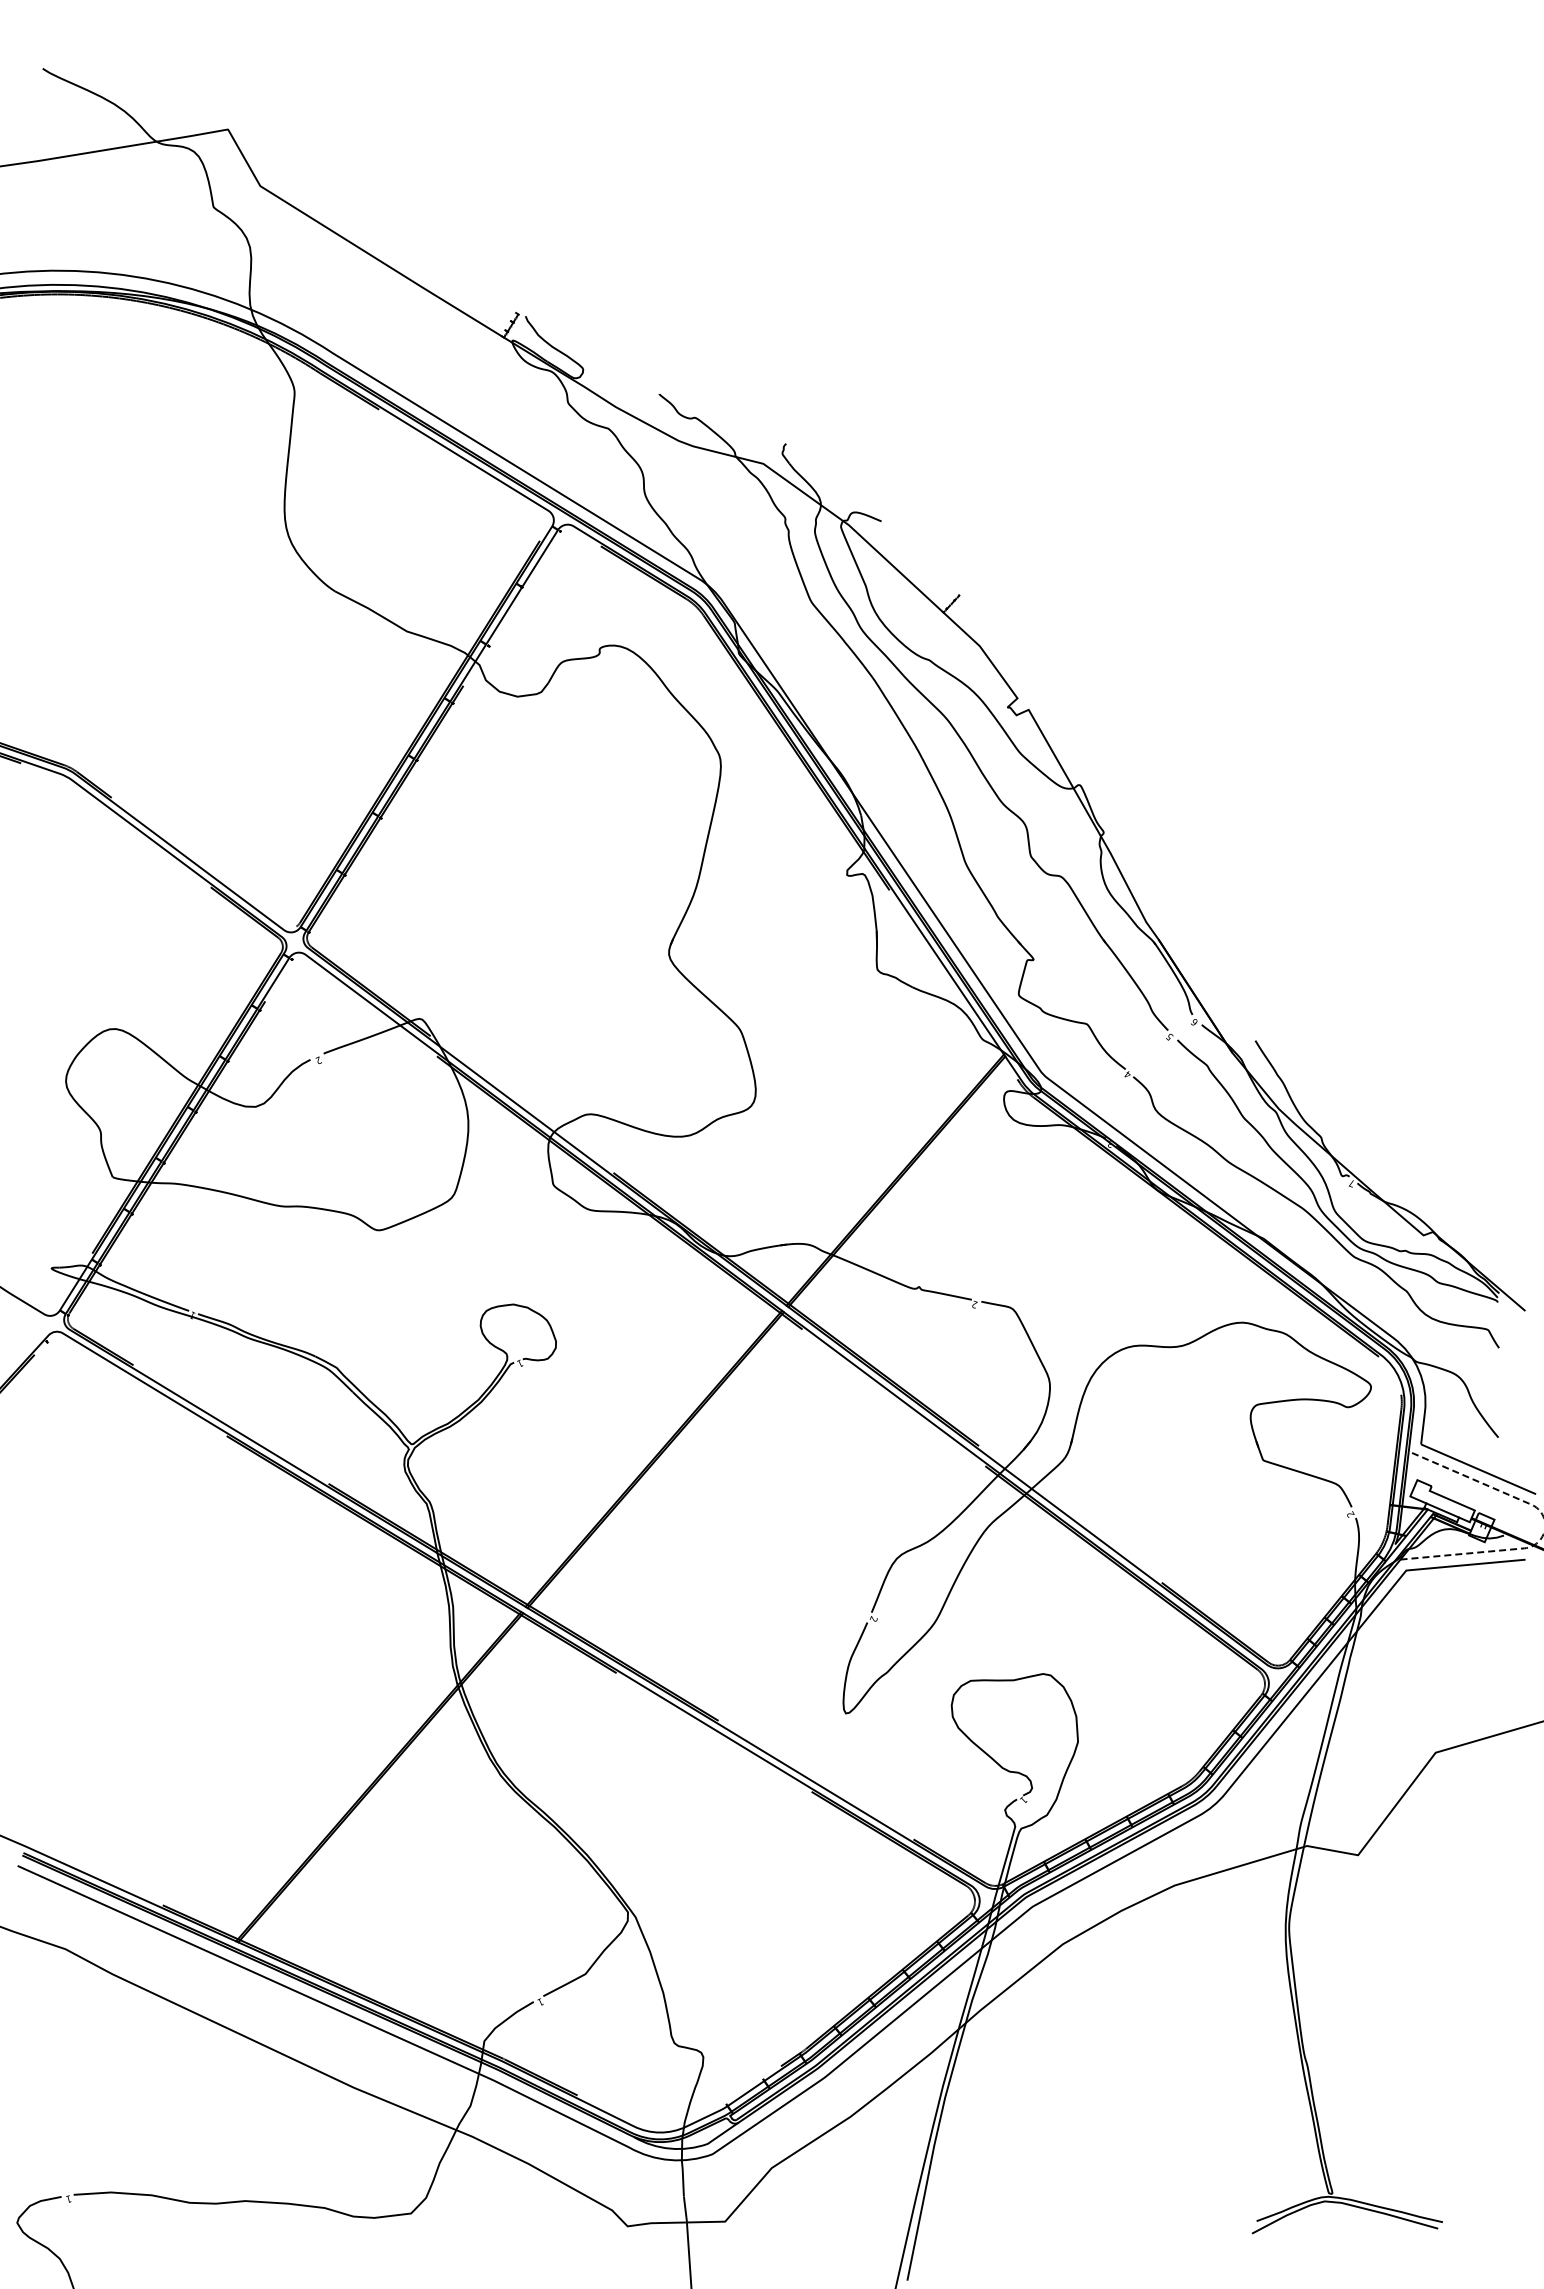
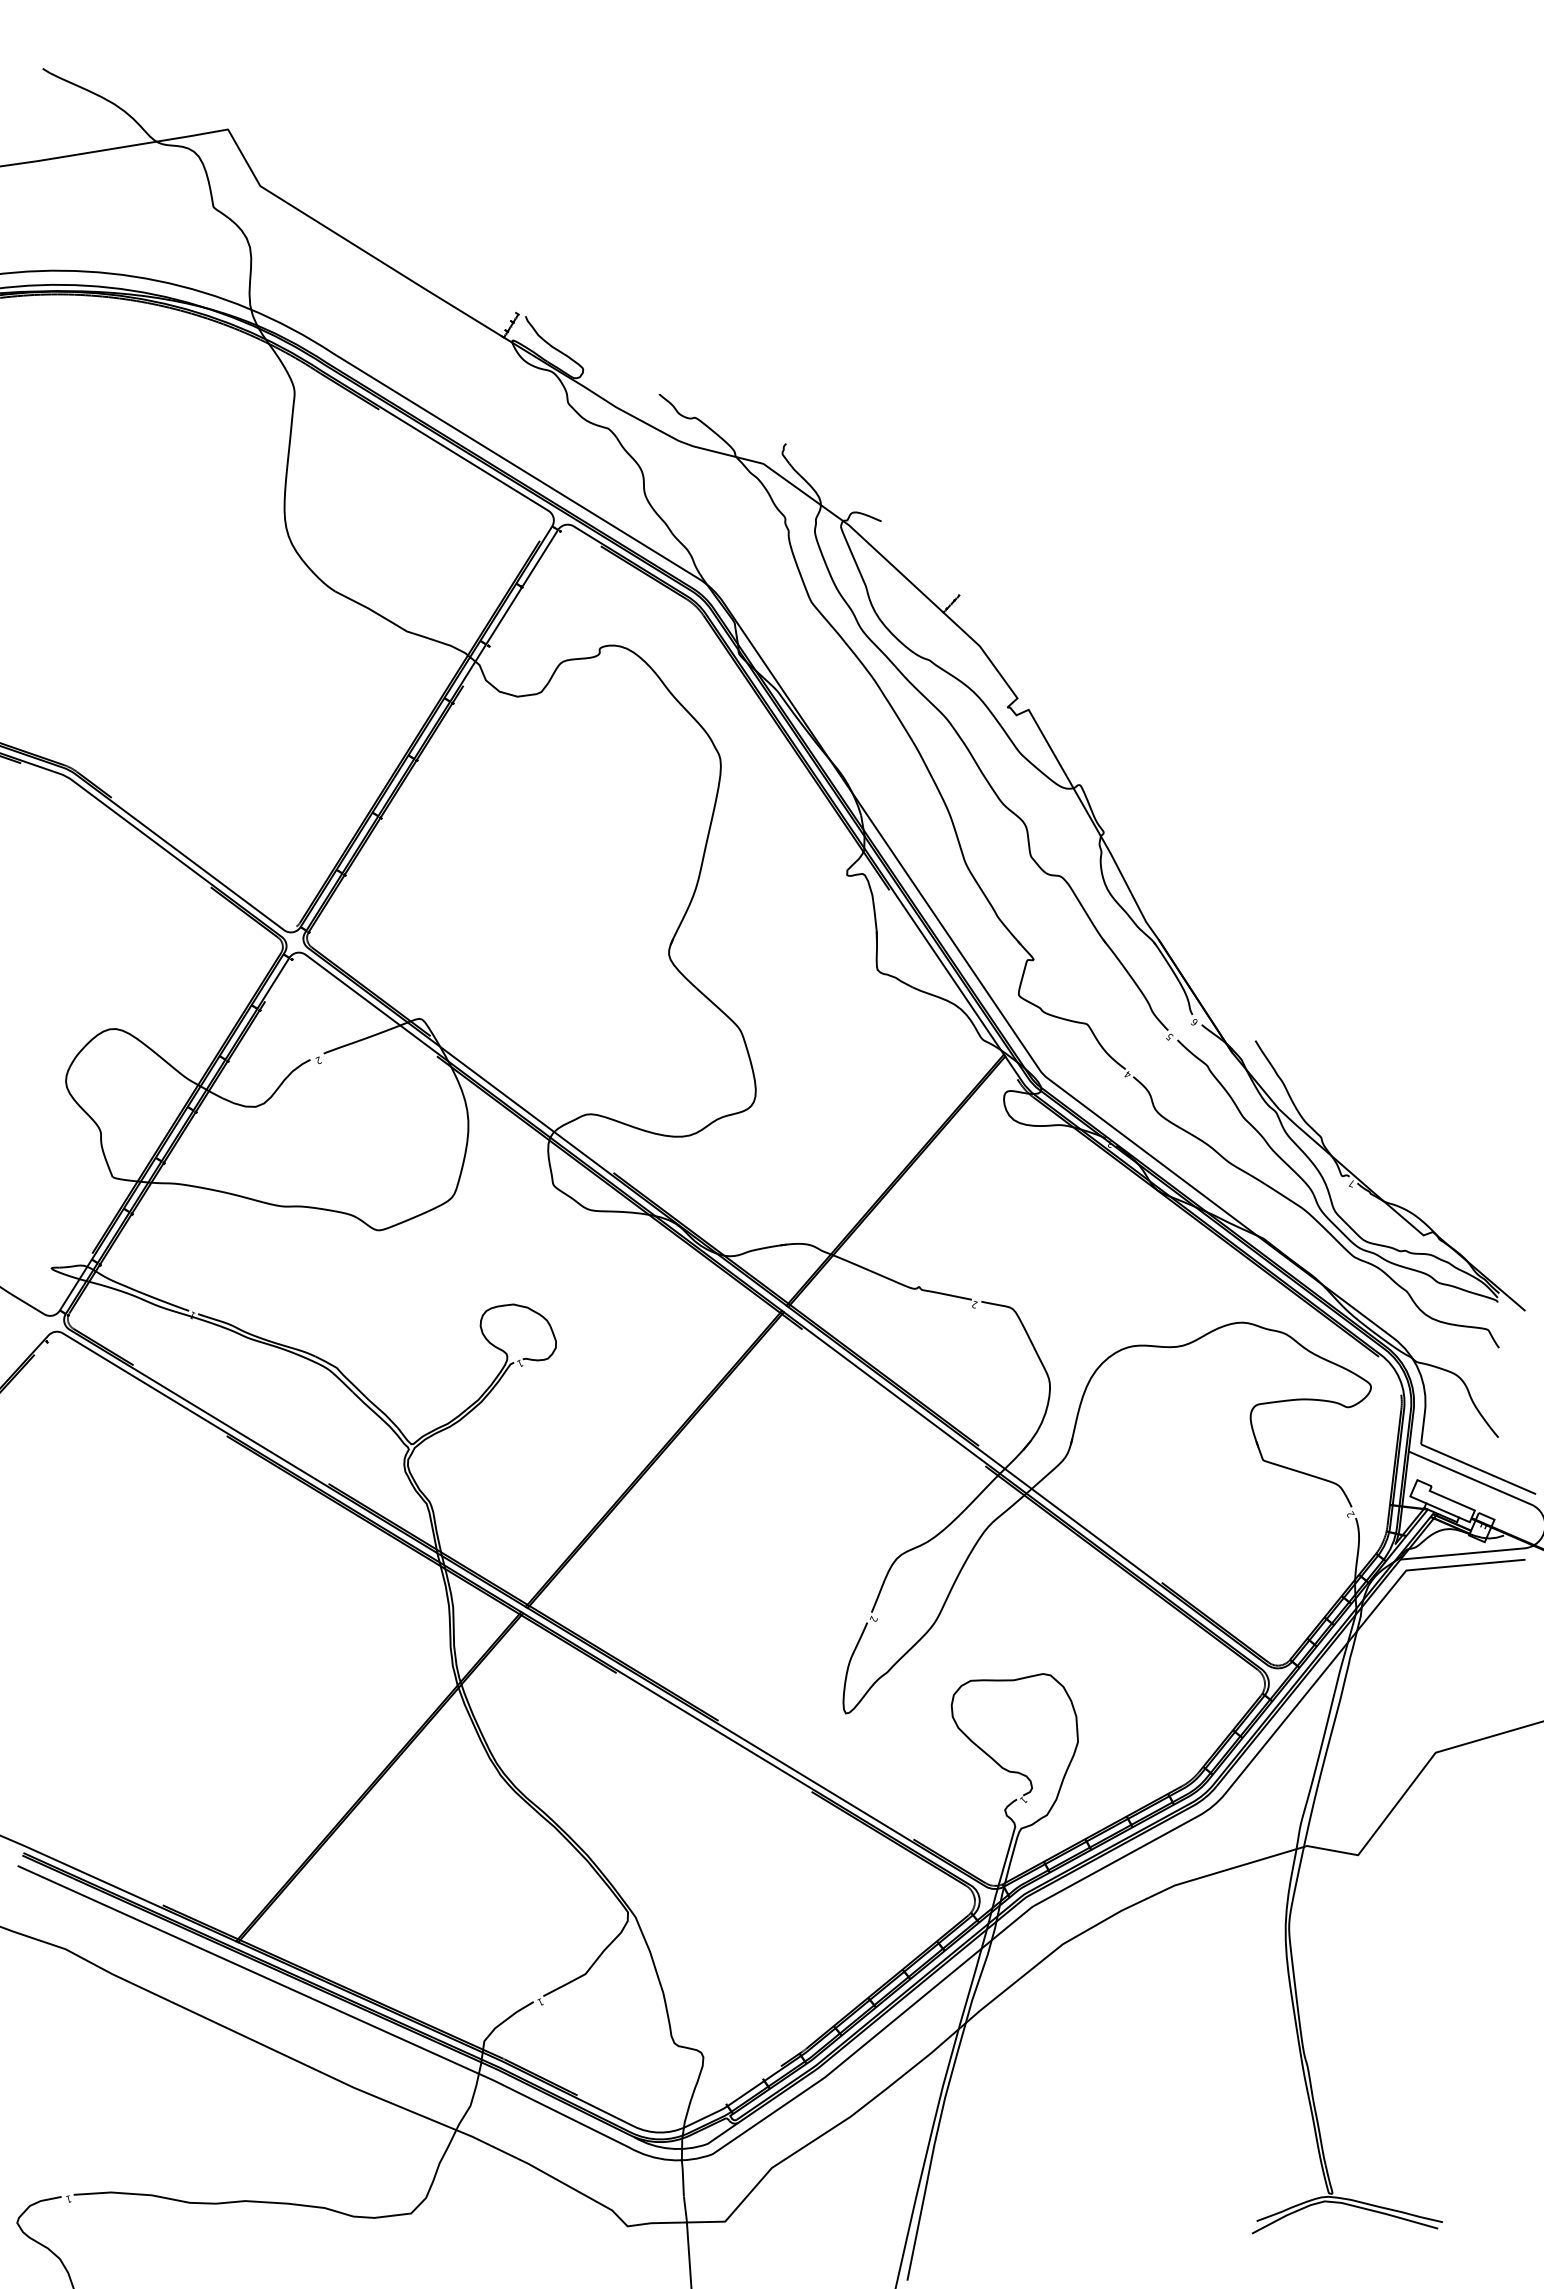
line: dashed -> solid (1543, 1518)
